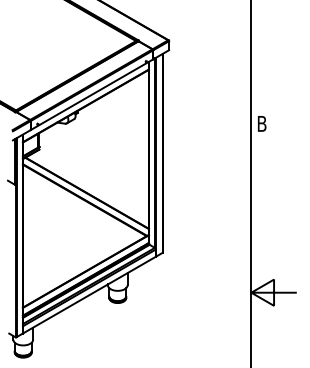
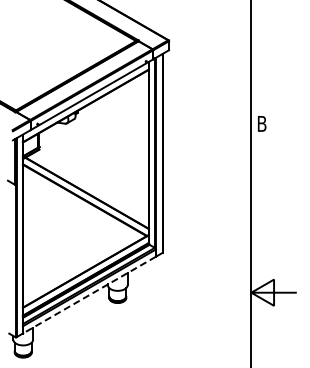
line: solid -> dashed (89, 295)
